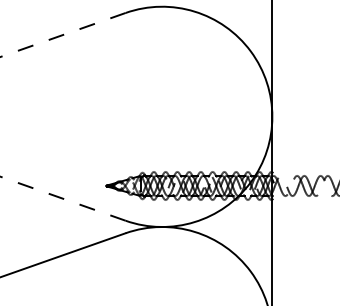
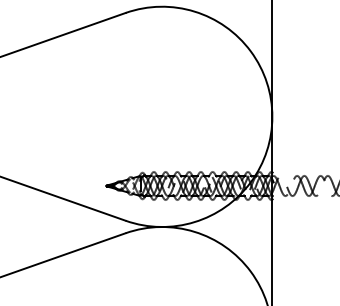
line: dashed -> solid (62, 35)
line: dashed -> solid (62, 198)
